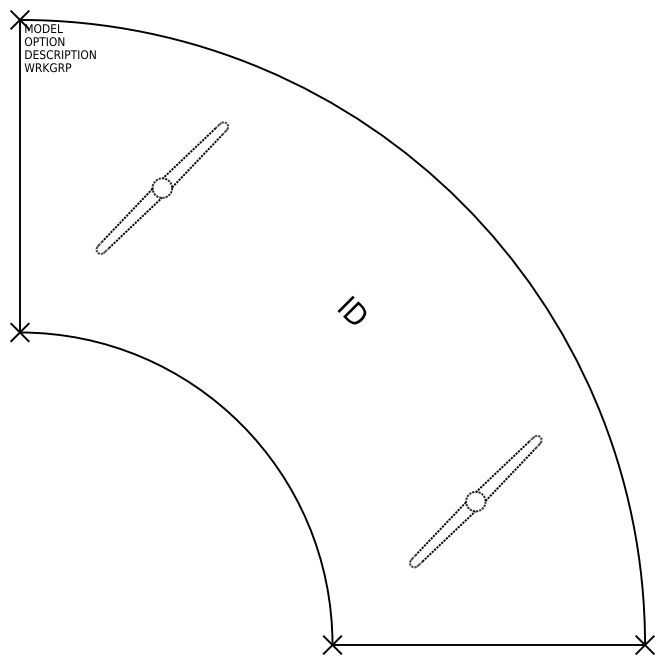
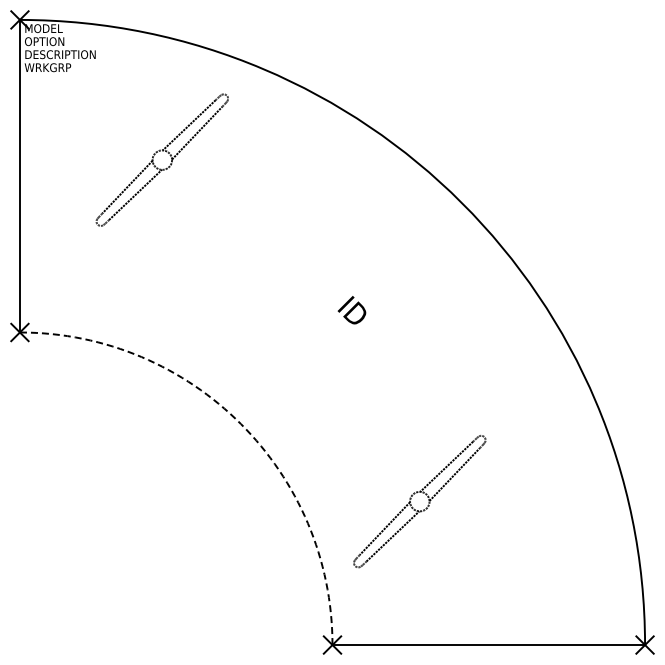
part position: (154, 184) -> (154, 156) (154, 156)
arc: solid -> dashed (240, 424)
part position: (475, 501) -> (419, 501) (419, 501)
